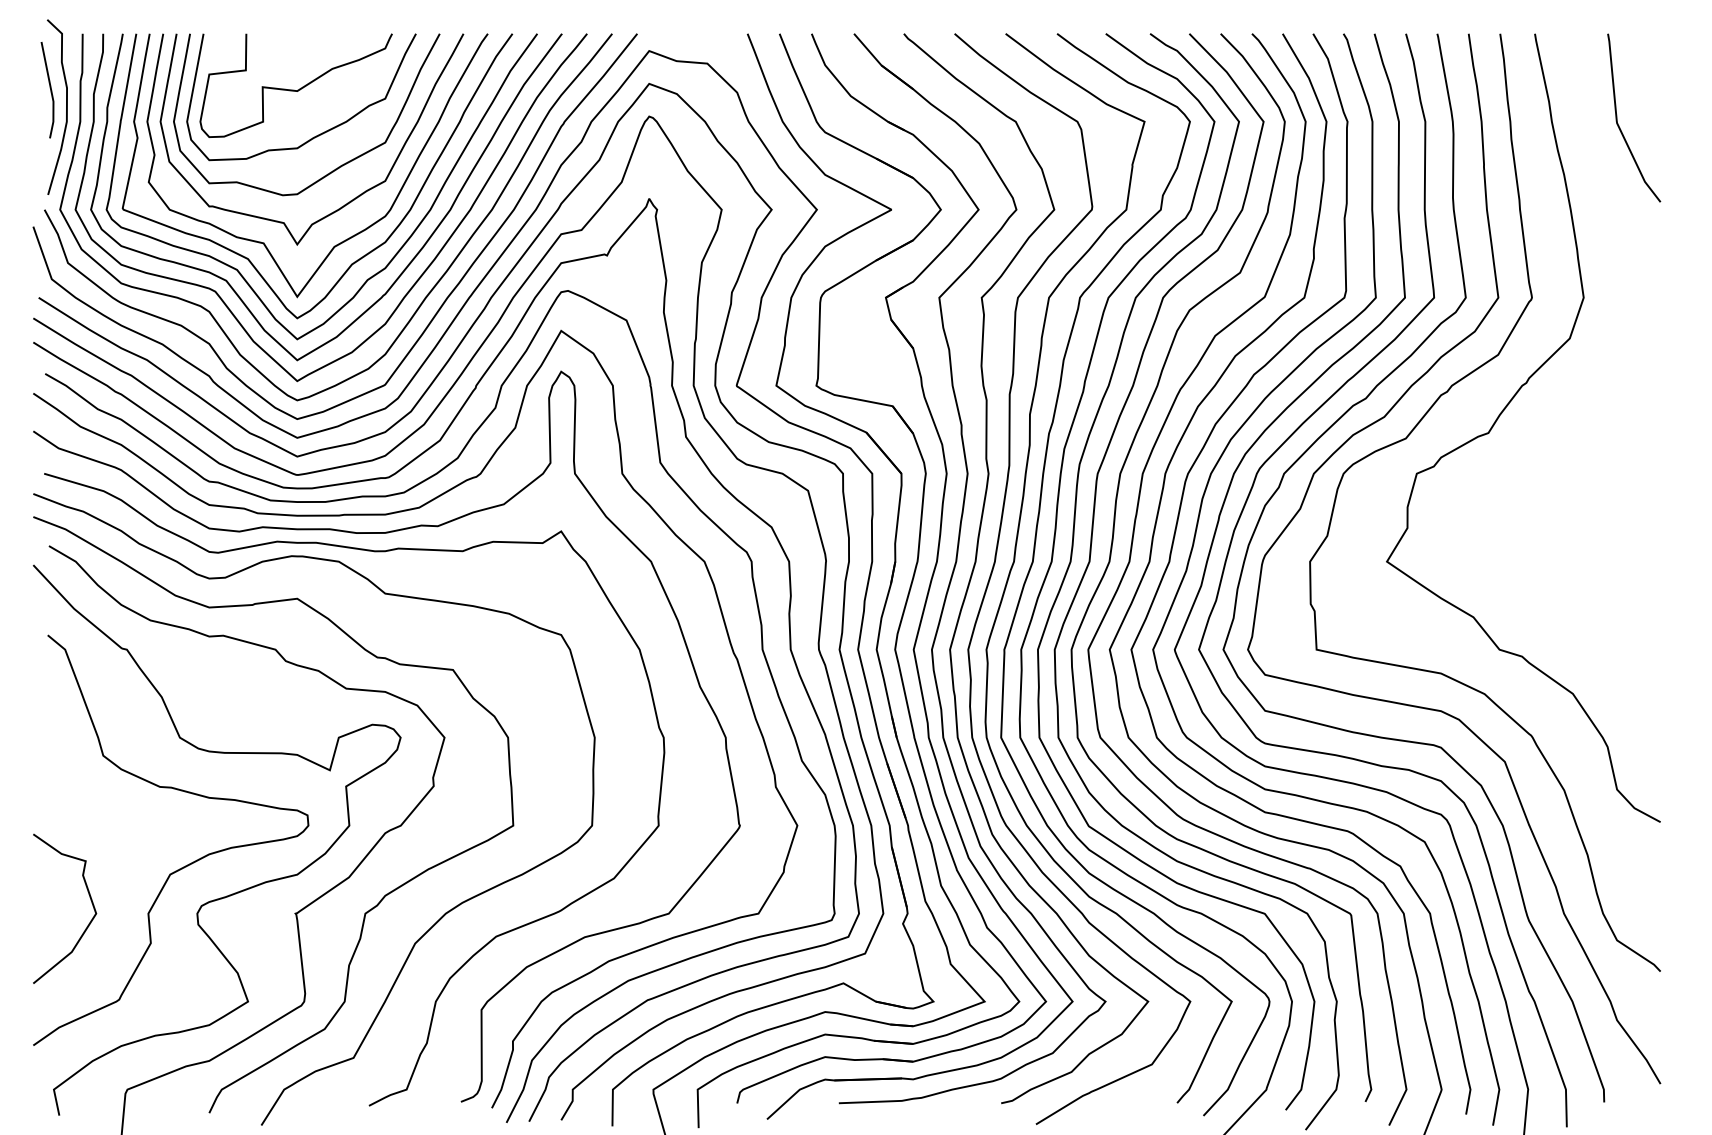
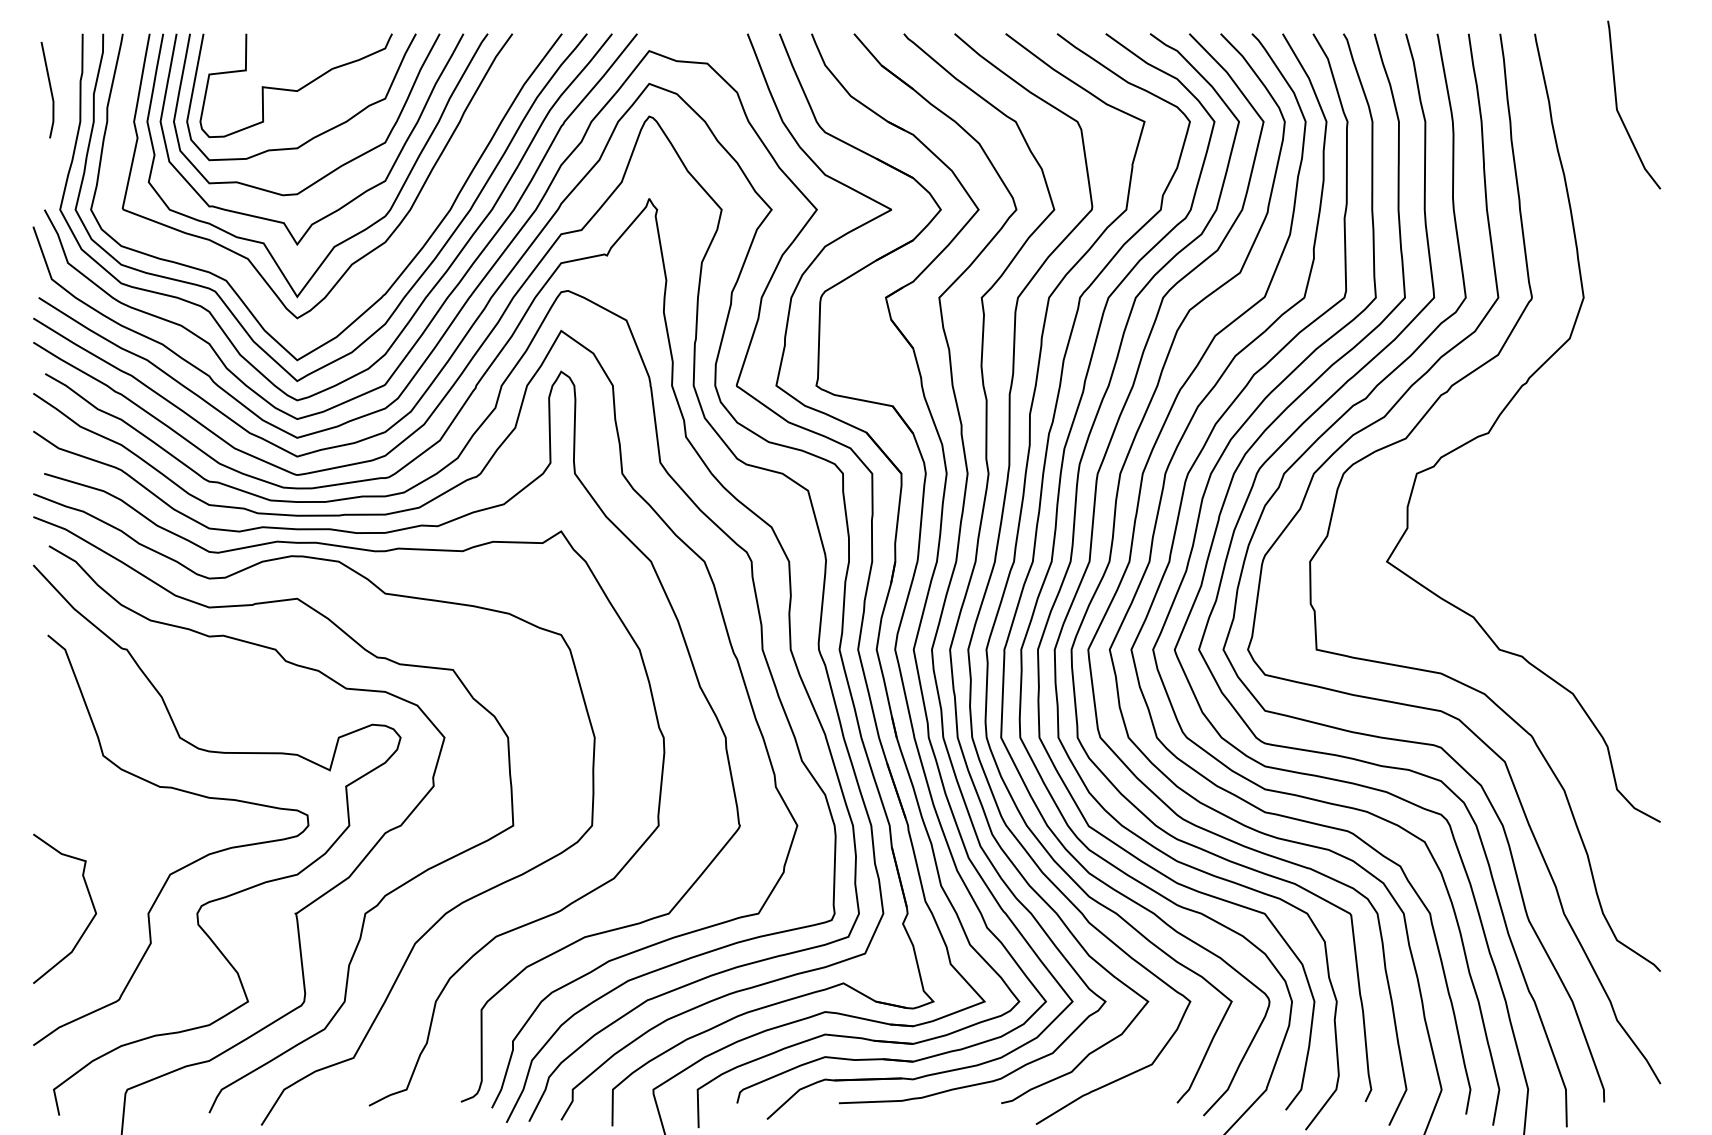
curve: present -> none (66, 106)
curve position: (1617, 117) -> (1617, 104) (1617, 104)
curve: present -> none (399, 248)
